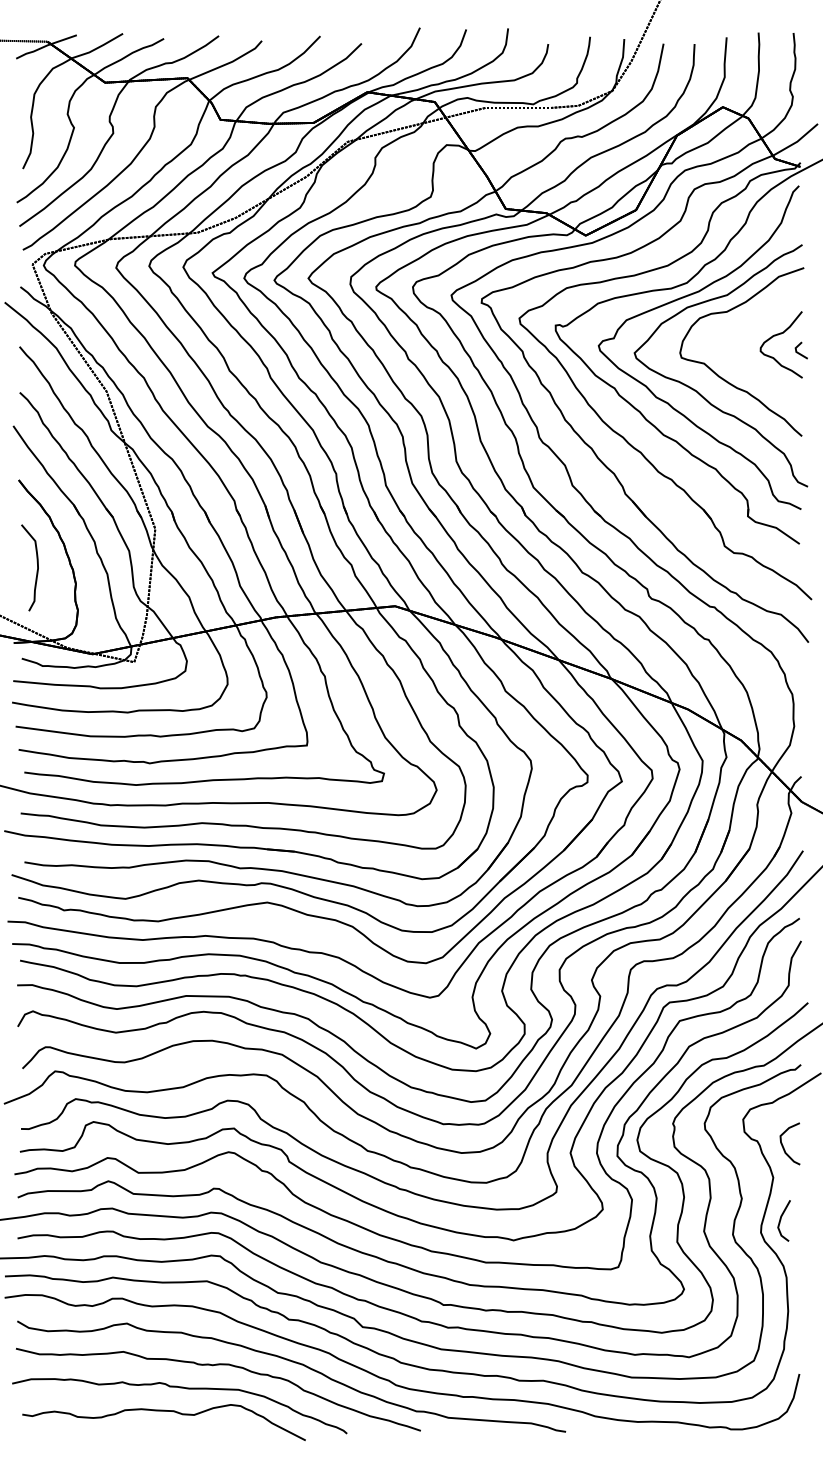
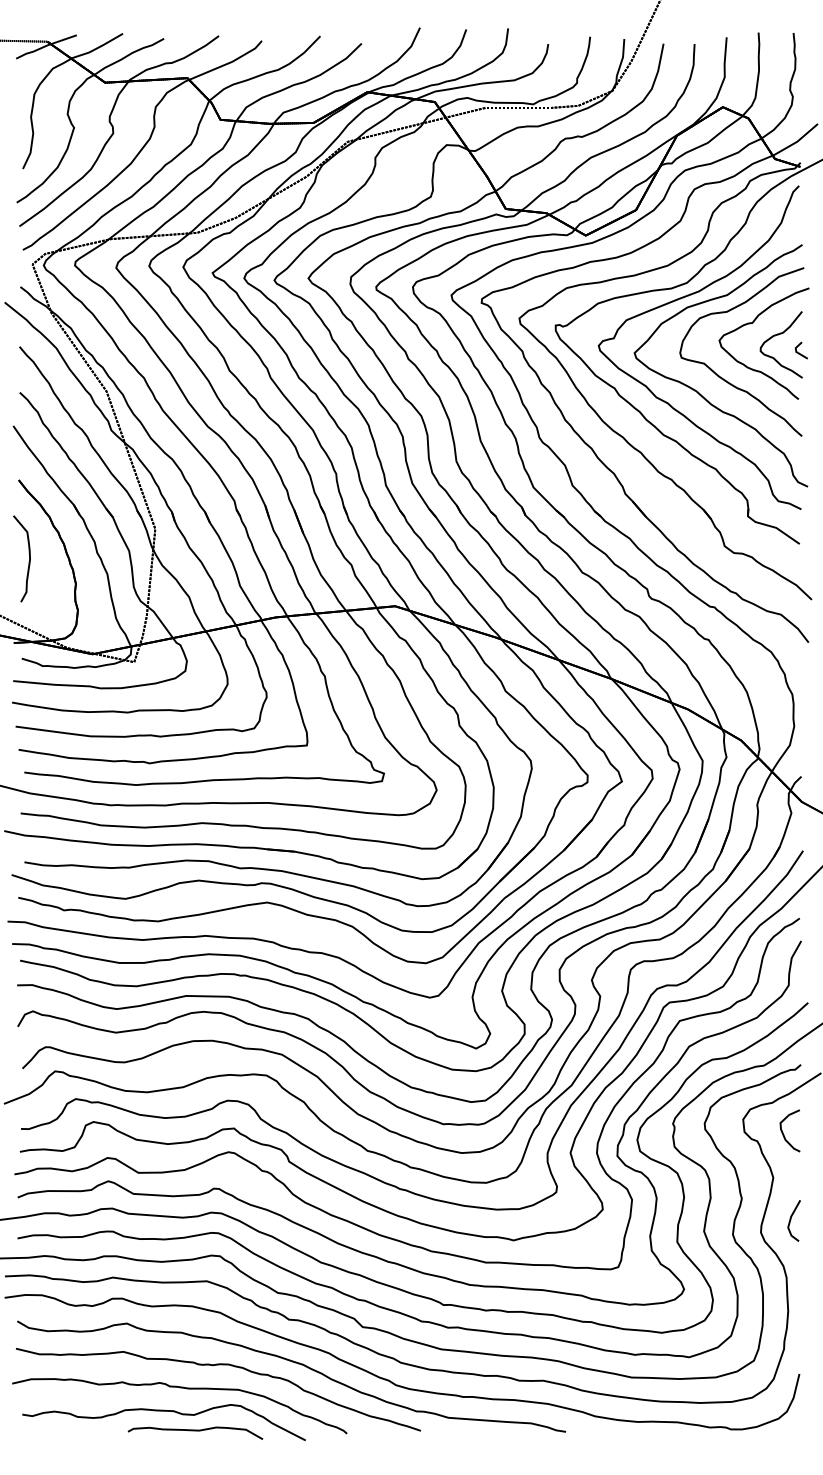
curve: none -> present (753, 323)
part position: (36, 570) -> (28, 561) (28, 561)
curve position: (783, 1145) -> (783, 1132) (783, 1132)
line position: (781, 1220) -> (791, 1220) (791, 1220)
curve: none -> present (195, 1431)
